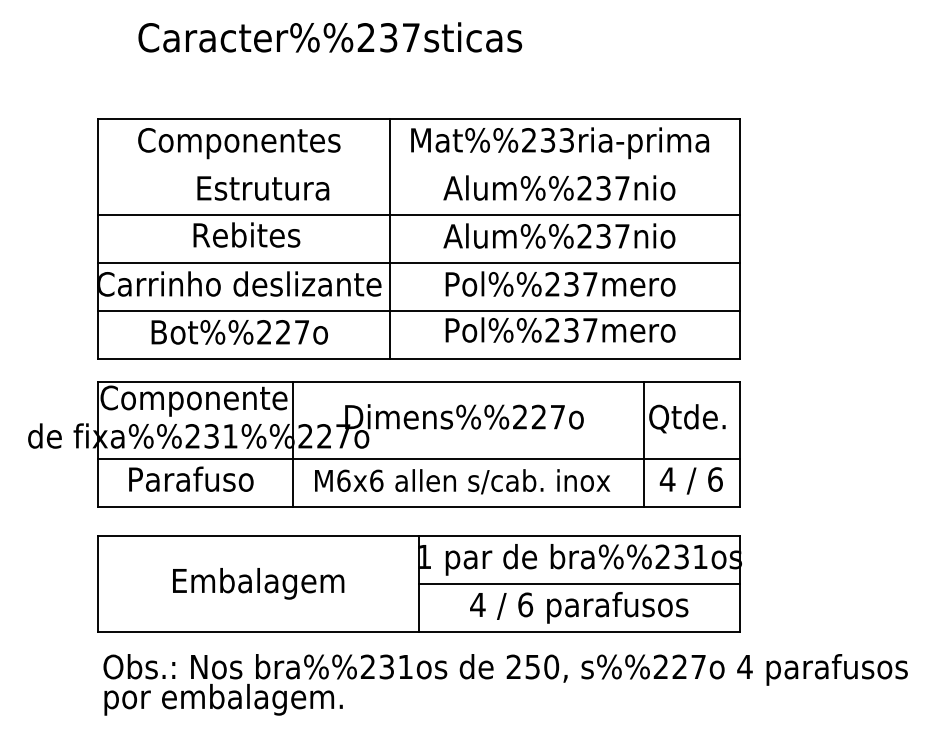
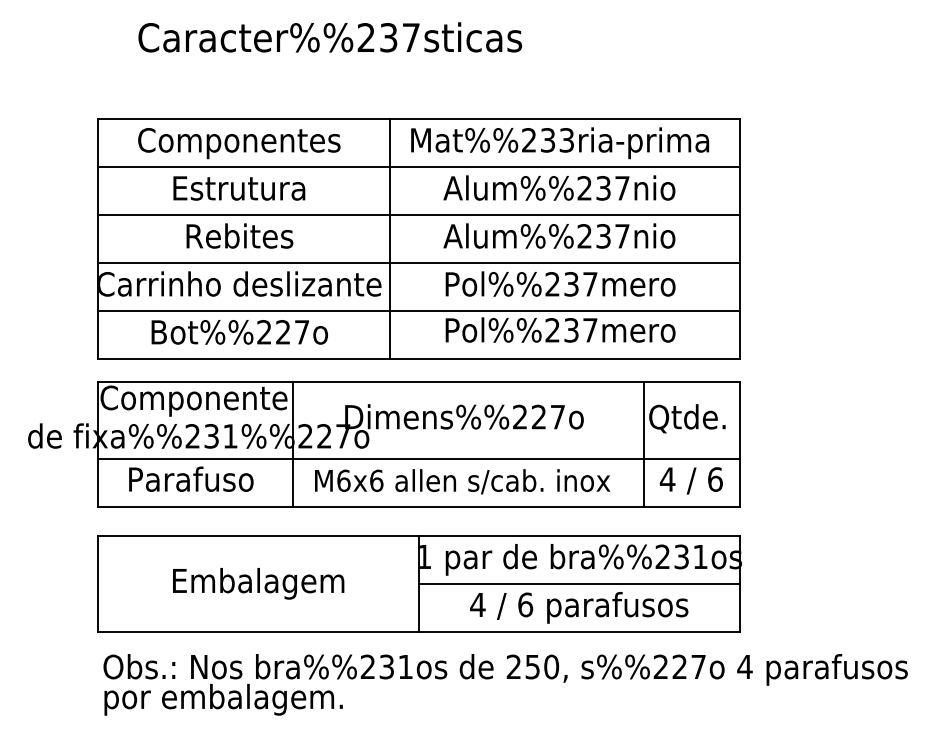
line: none -> present (418, 167)
text position: (263, 188) -> (239, 188) (239, 188)
text position: (246, 234) -> (239, 235) (239, 235)
